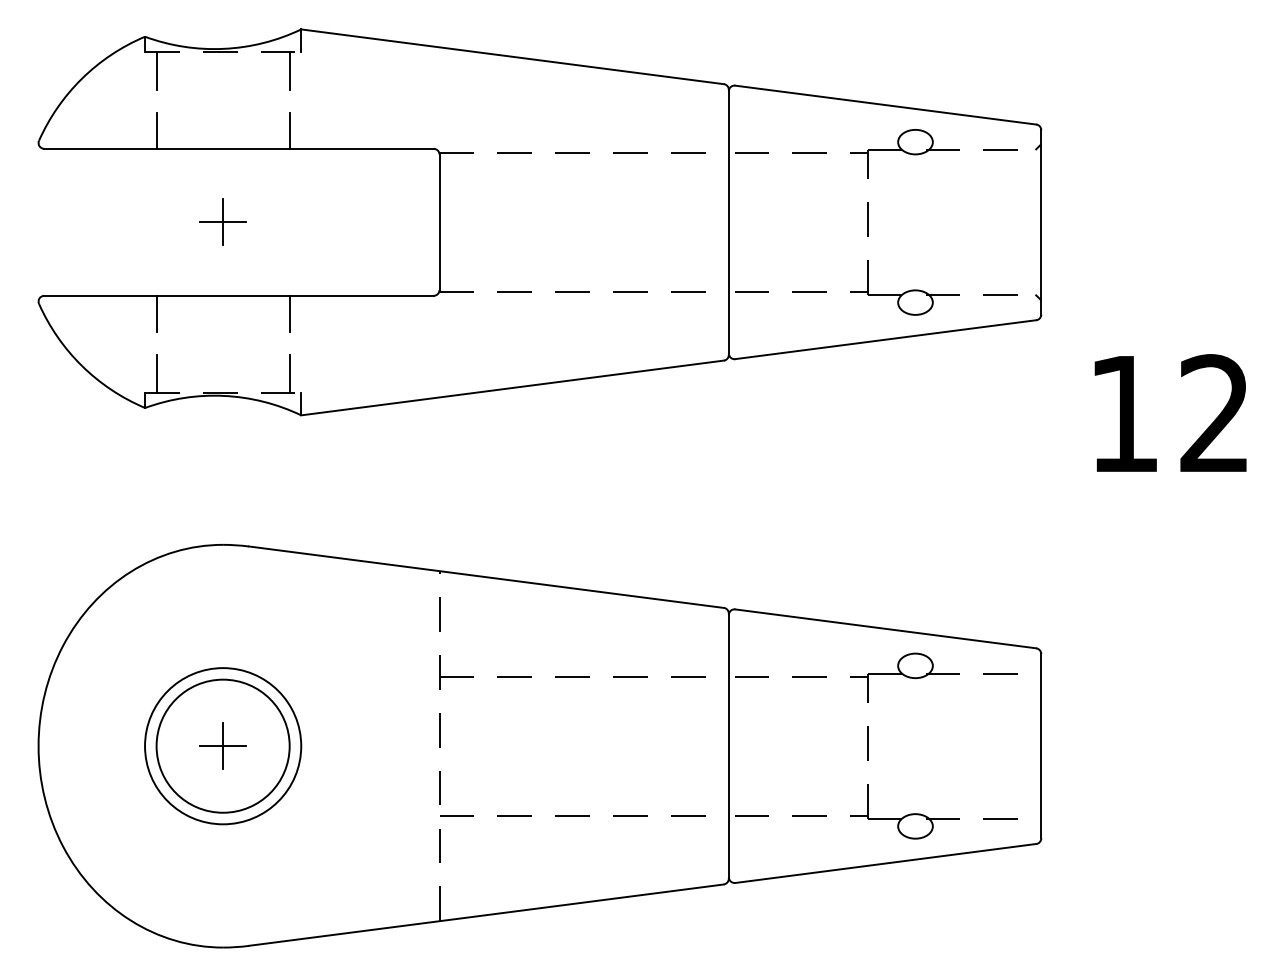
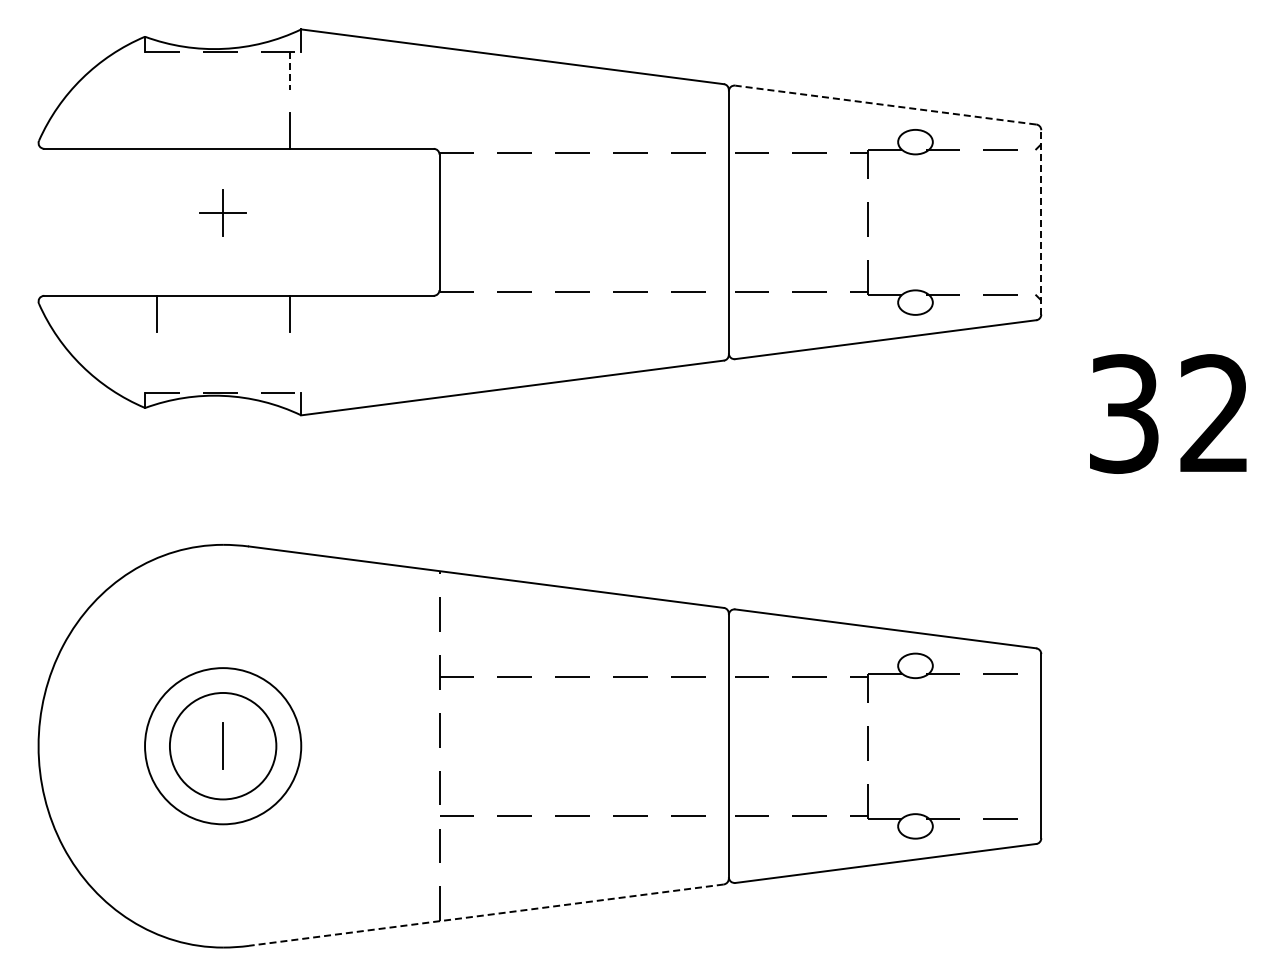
line: present -> none (156, 70)
line: solid -> dashed (289, 71)
line: solid -> dashed (885, 105)
line: present -> none (156, 130)
part position: (222, 221) -> (222, 212) (222, 212)
line: solid -> dashed (1041, 221)
line: present -> none (156, 373)
line: present -> none (289, 373)
text: 12 -> 32 (1124, 413)
circle diameter: 133 px -> 106 px (222, 745)
line: present -> none (222, 746)
line: solid -> dashed (485, 915)
